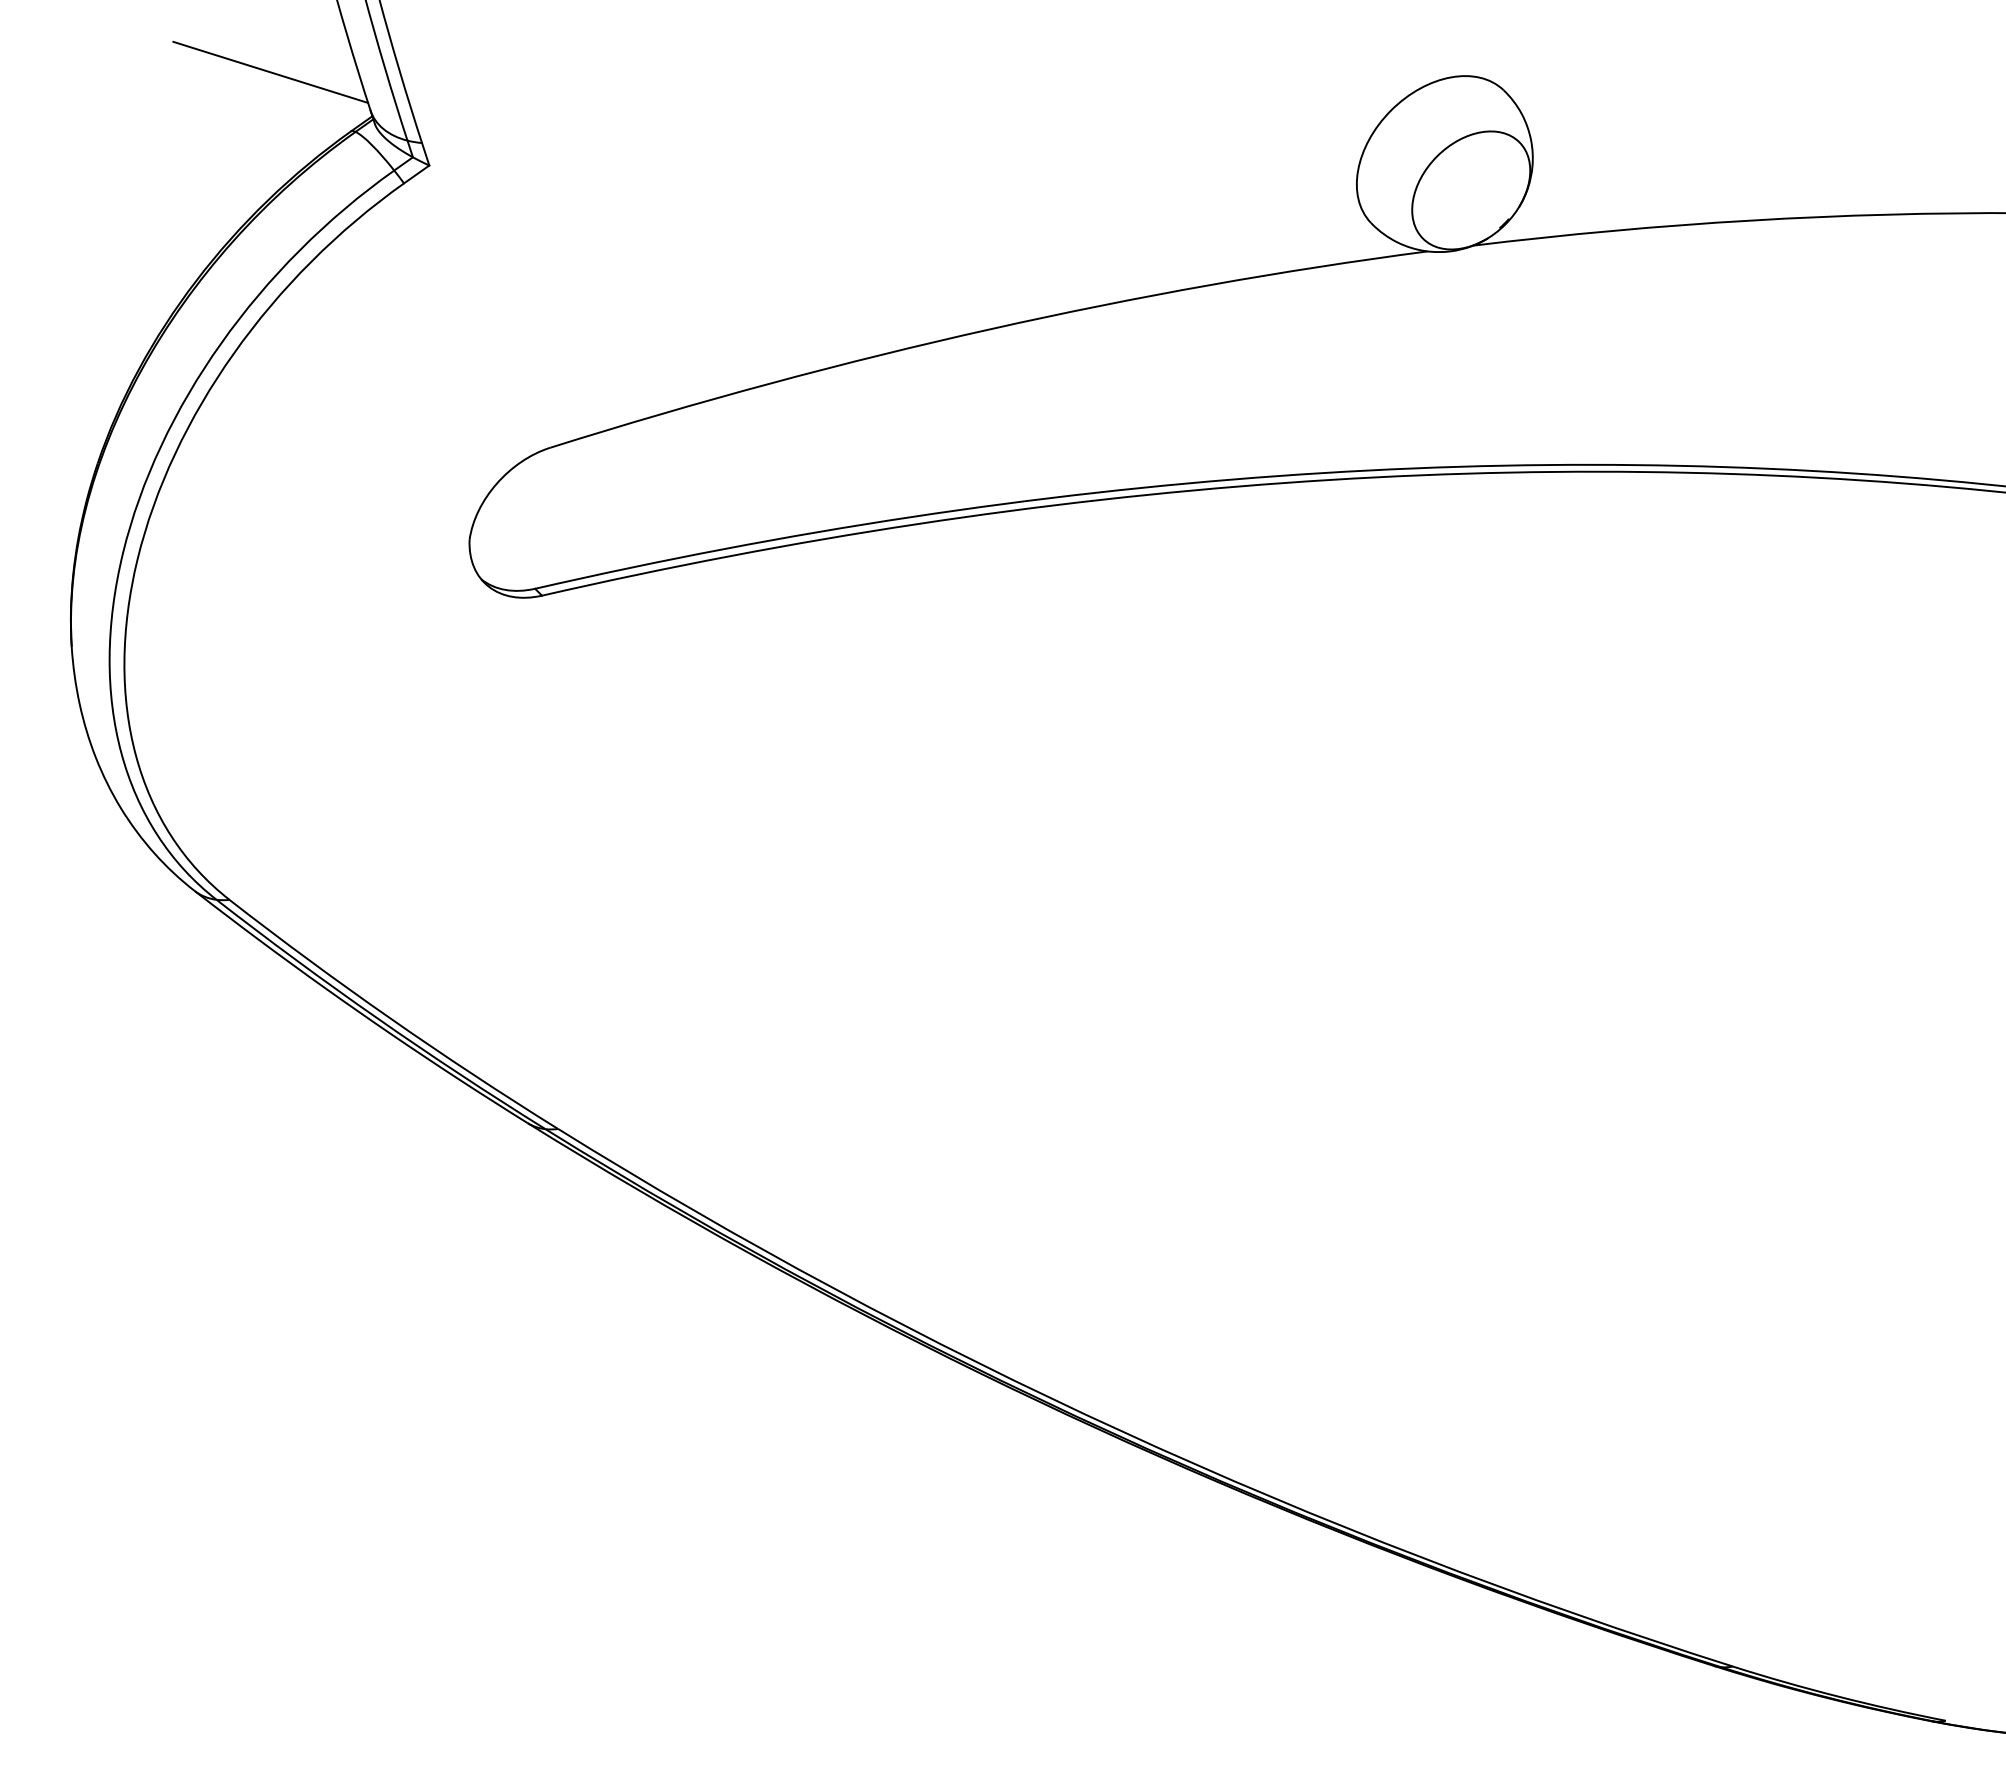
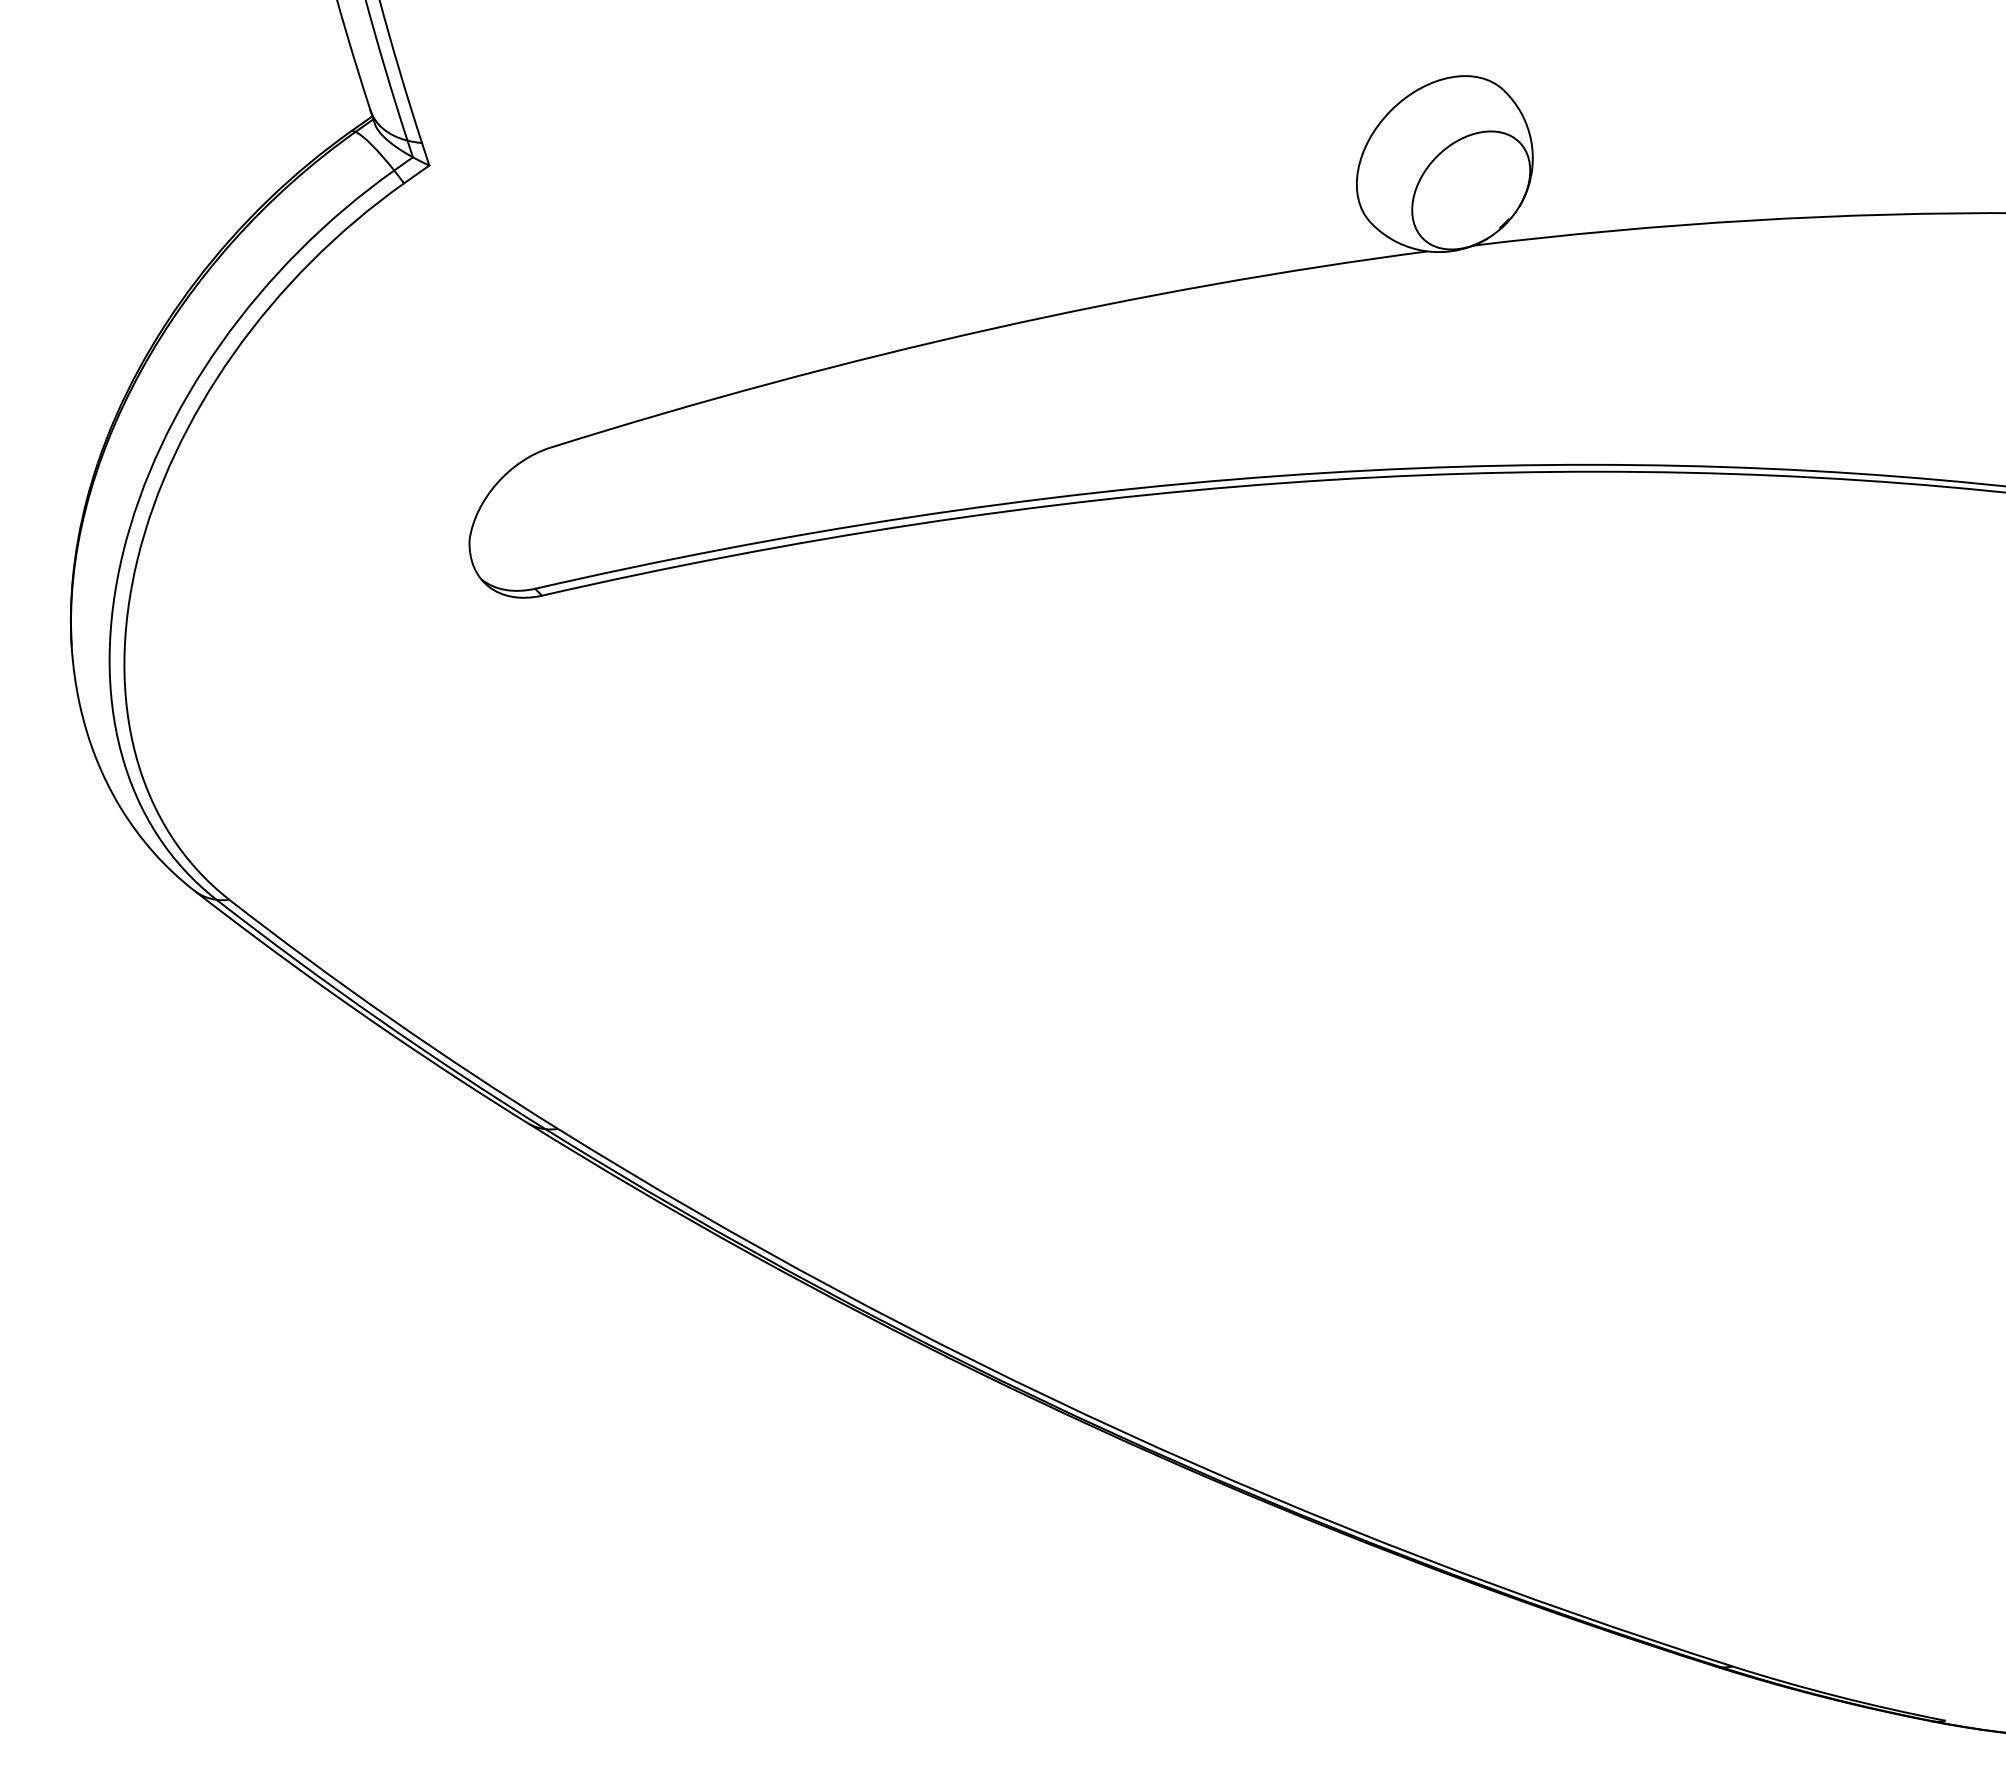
line: present -> none (270, 71)
